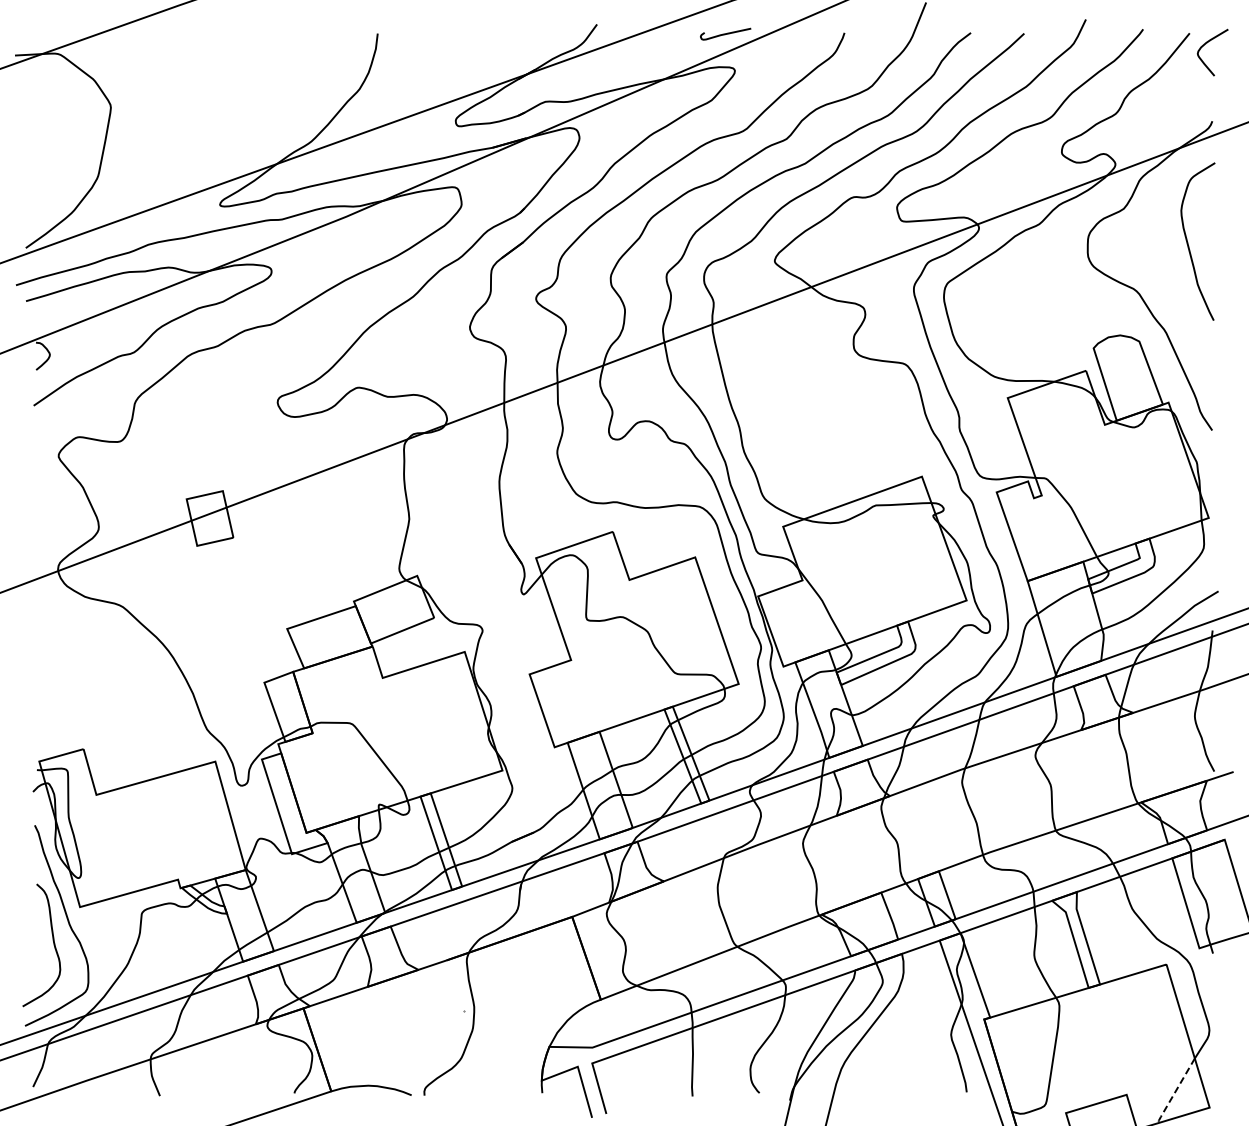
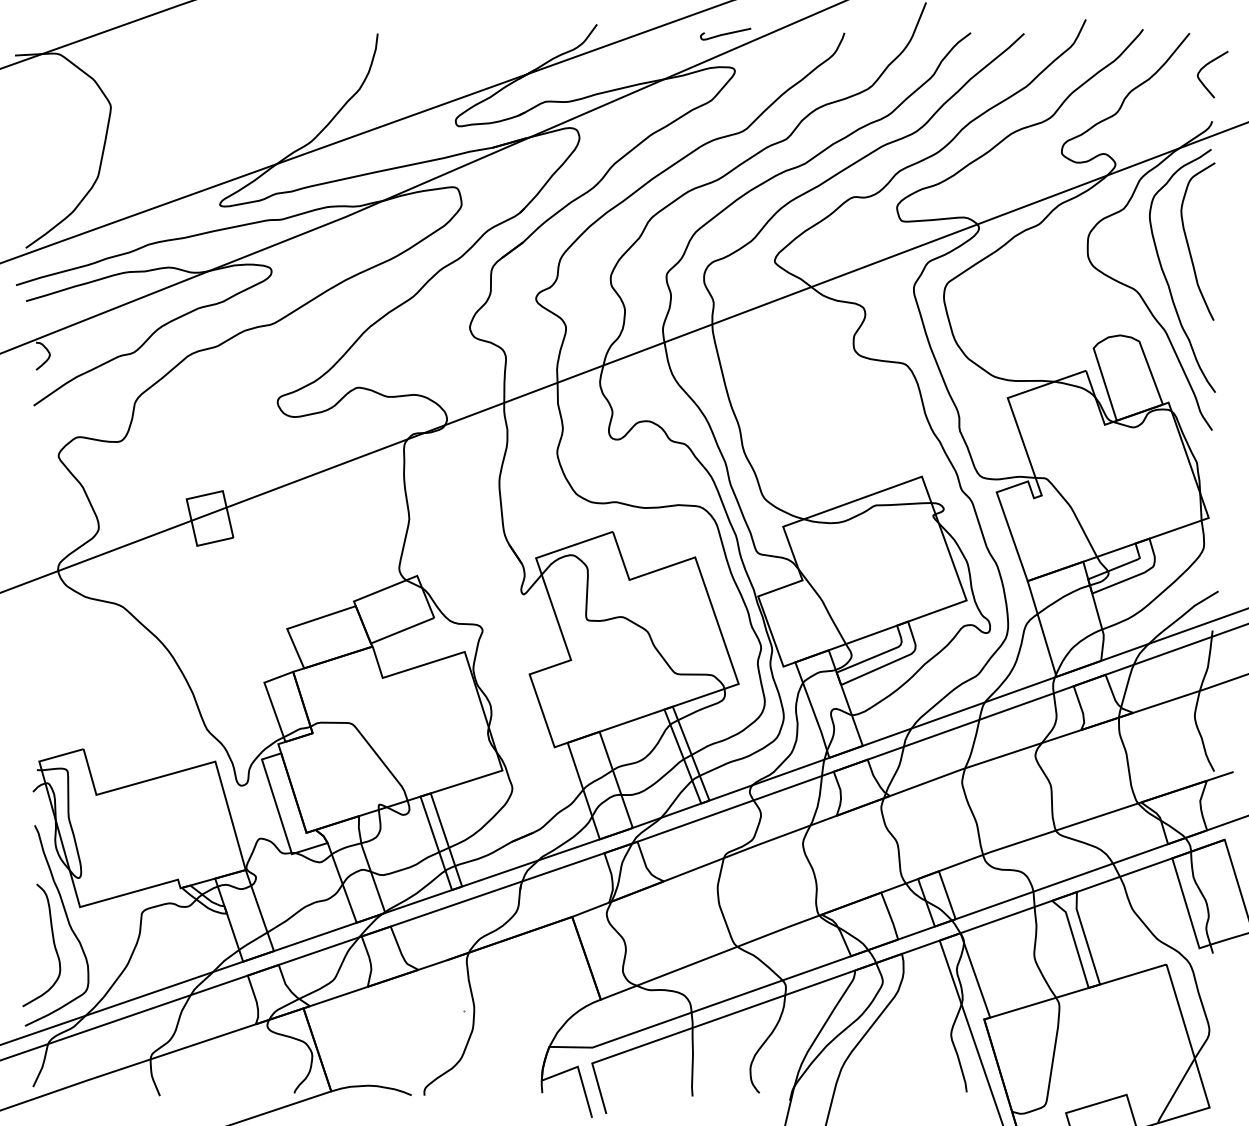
curve position: (1207, 43) -> (1207, 65) (1207, 65)
curve: none -> present (1165, 274)
line: dashed -> solid (1175, 1091)
